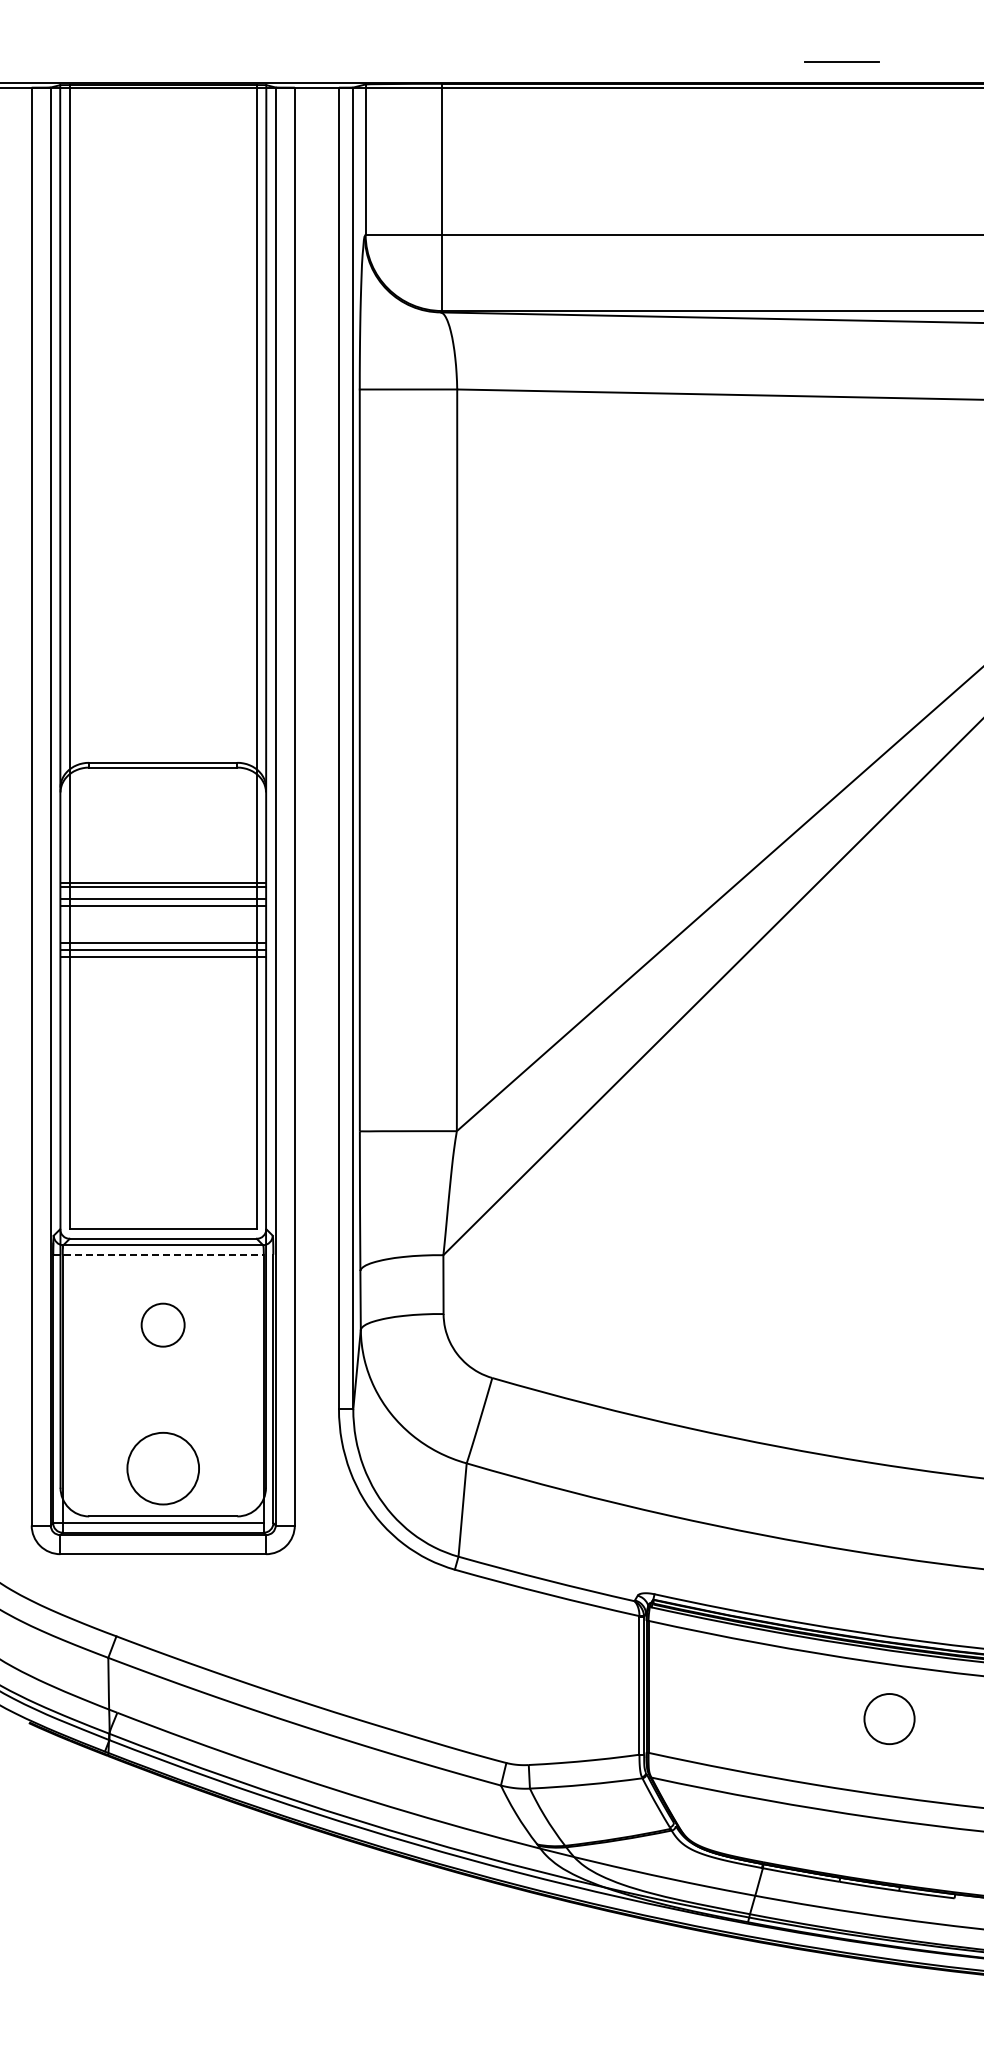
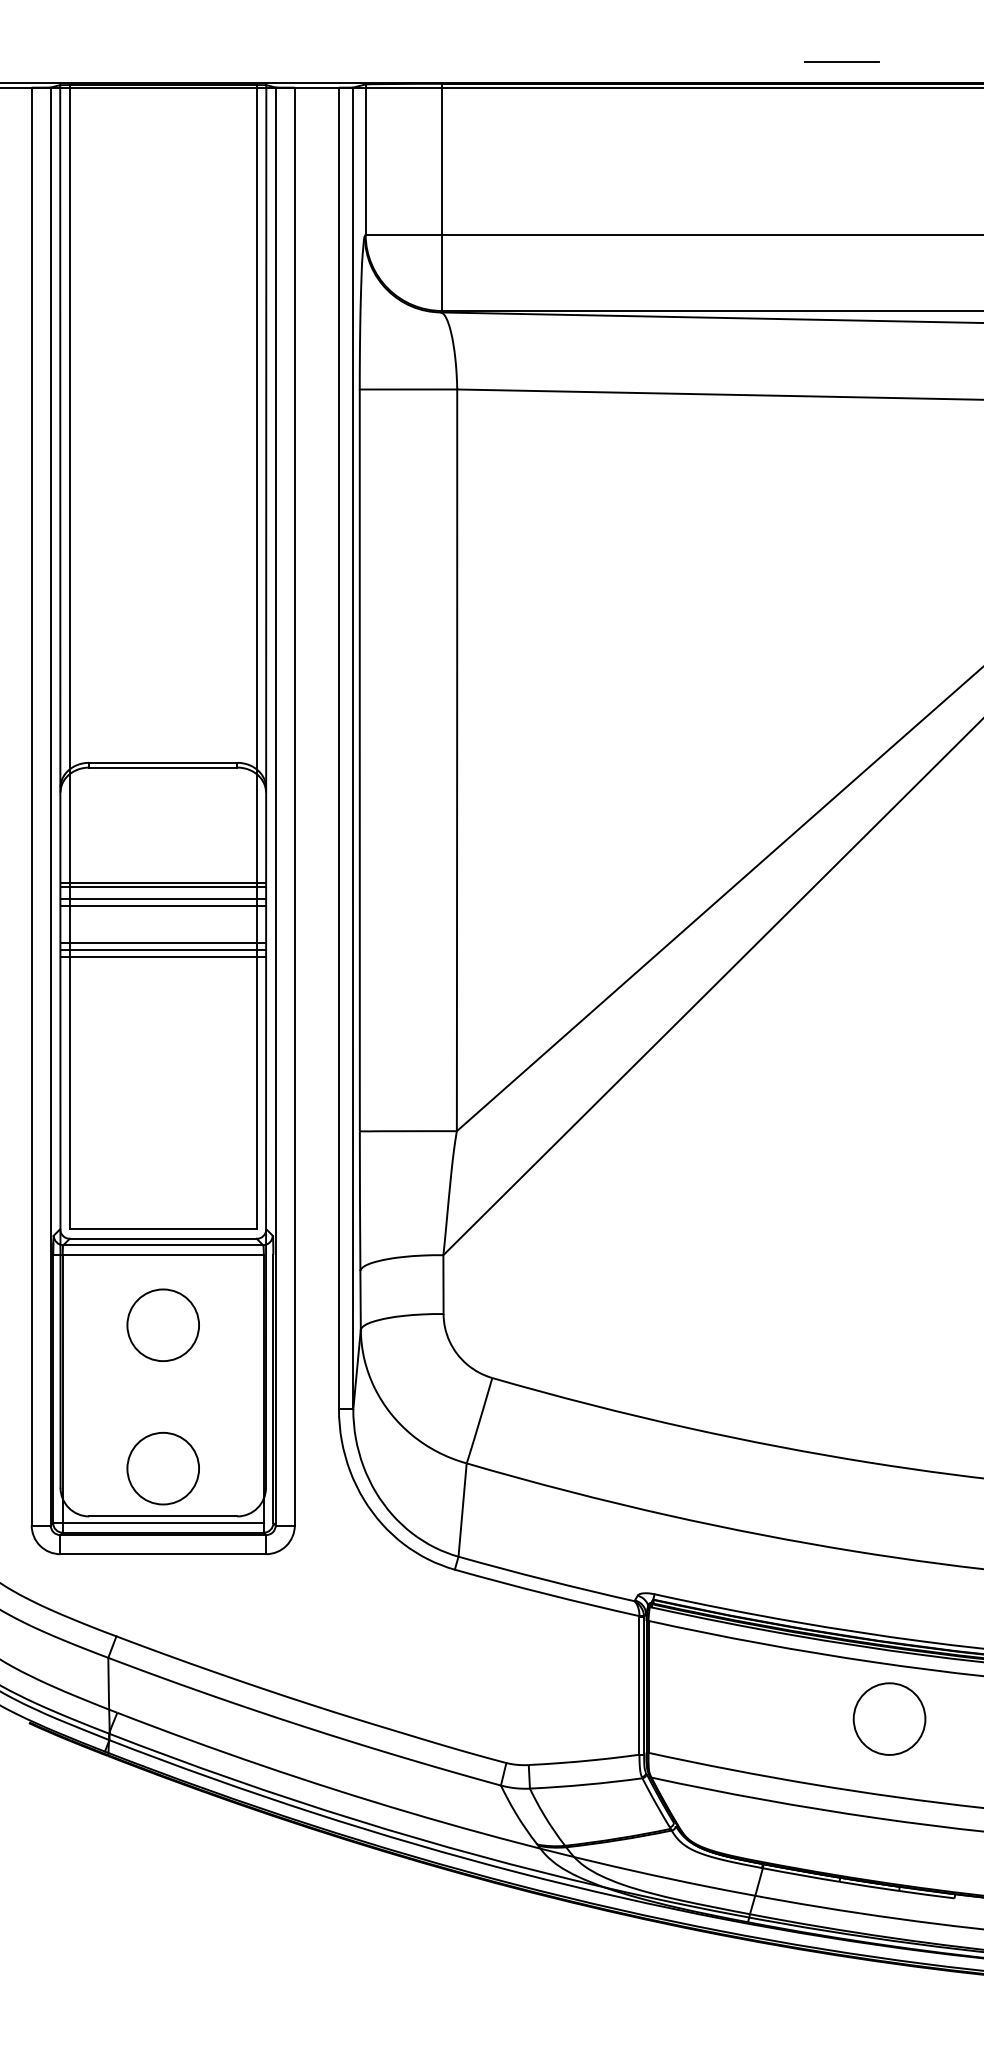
line: dashed -> solid (158, 1254)
circle size: 46x46 px -> 74x74 px (162, 1324)
circle size: 53x53 px -> 75x74 px (889, 1718)
